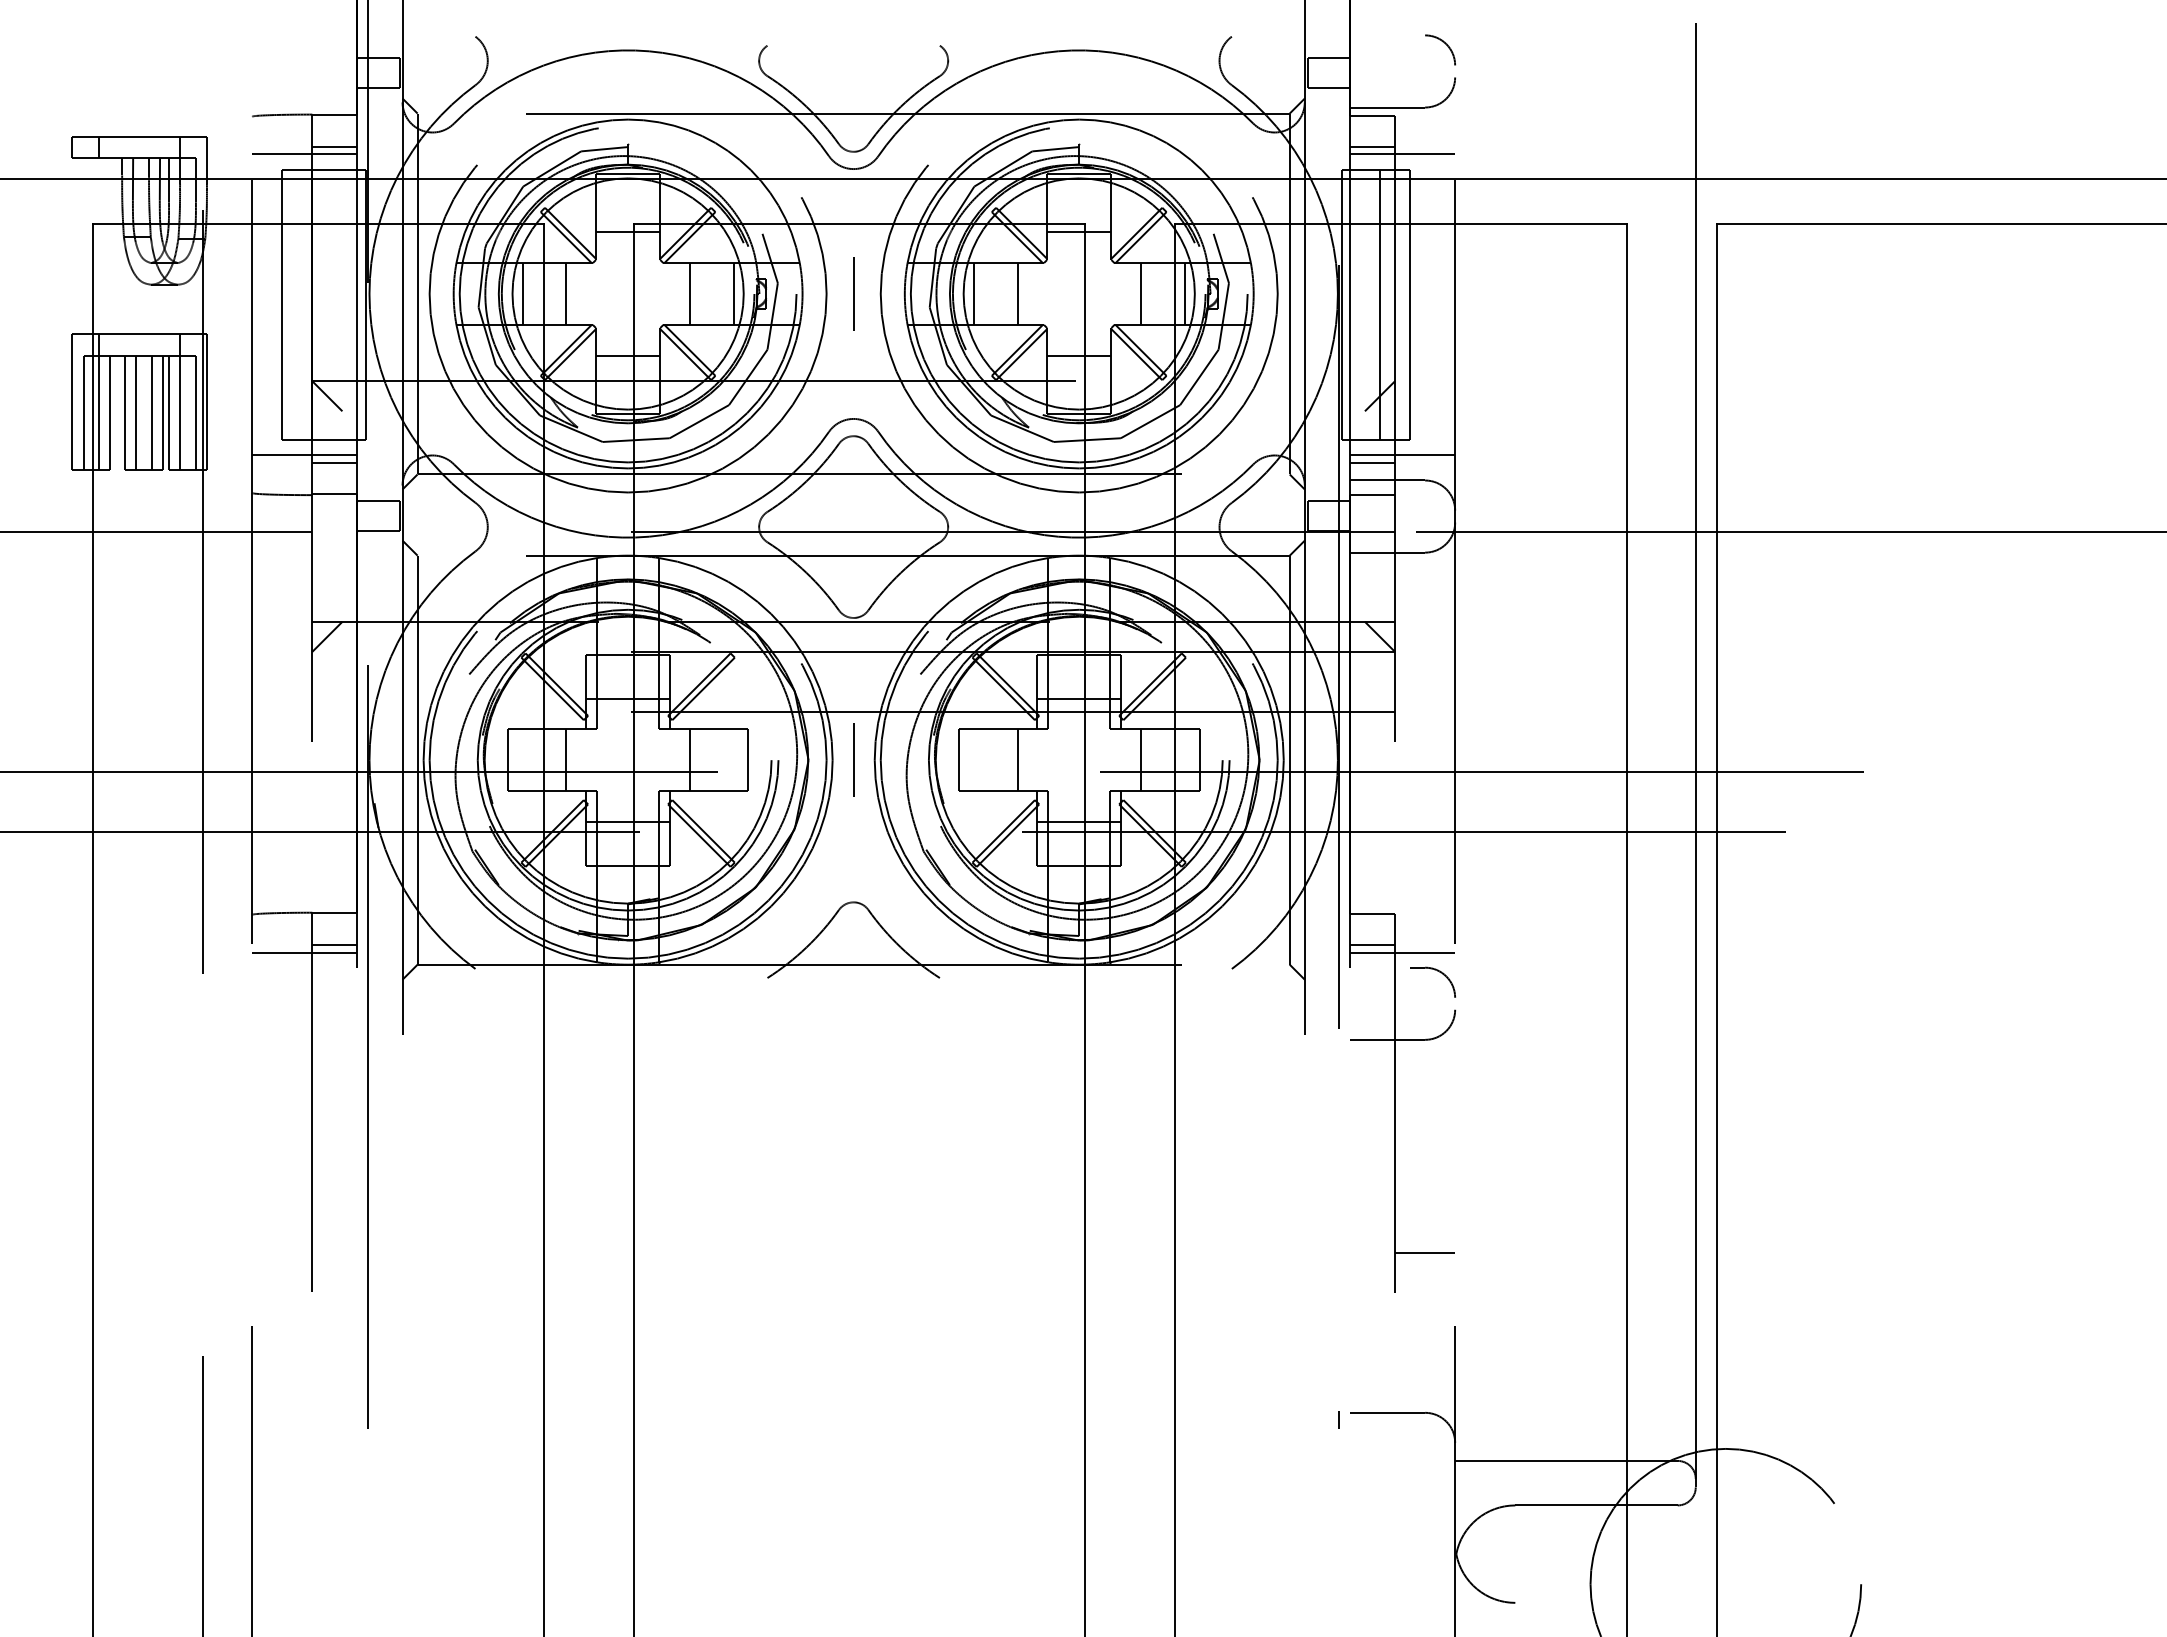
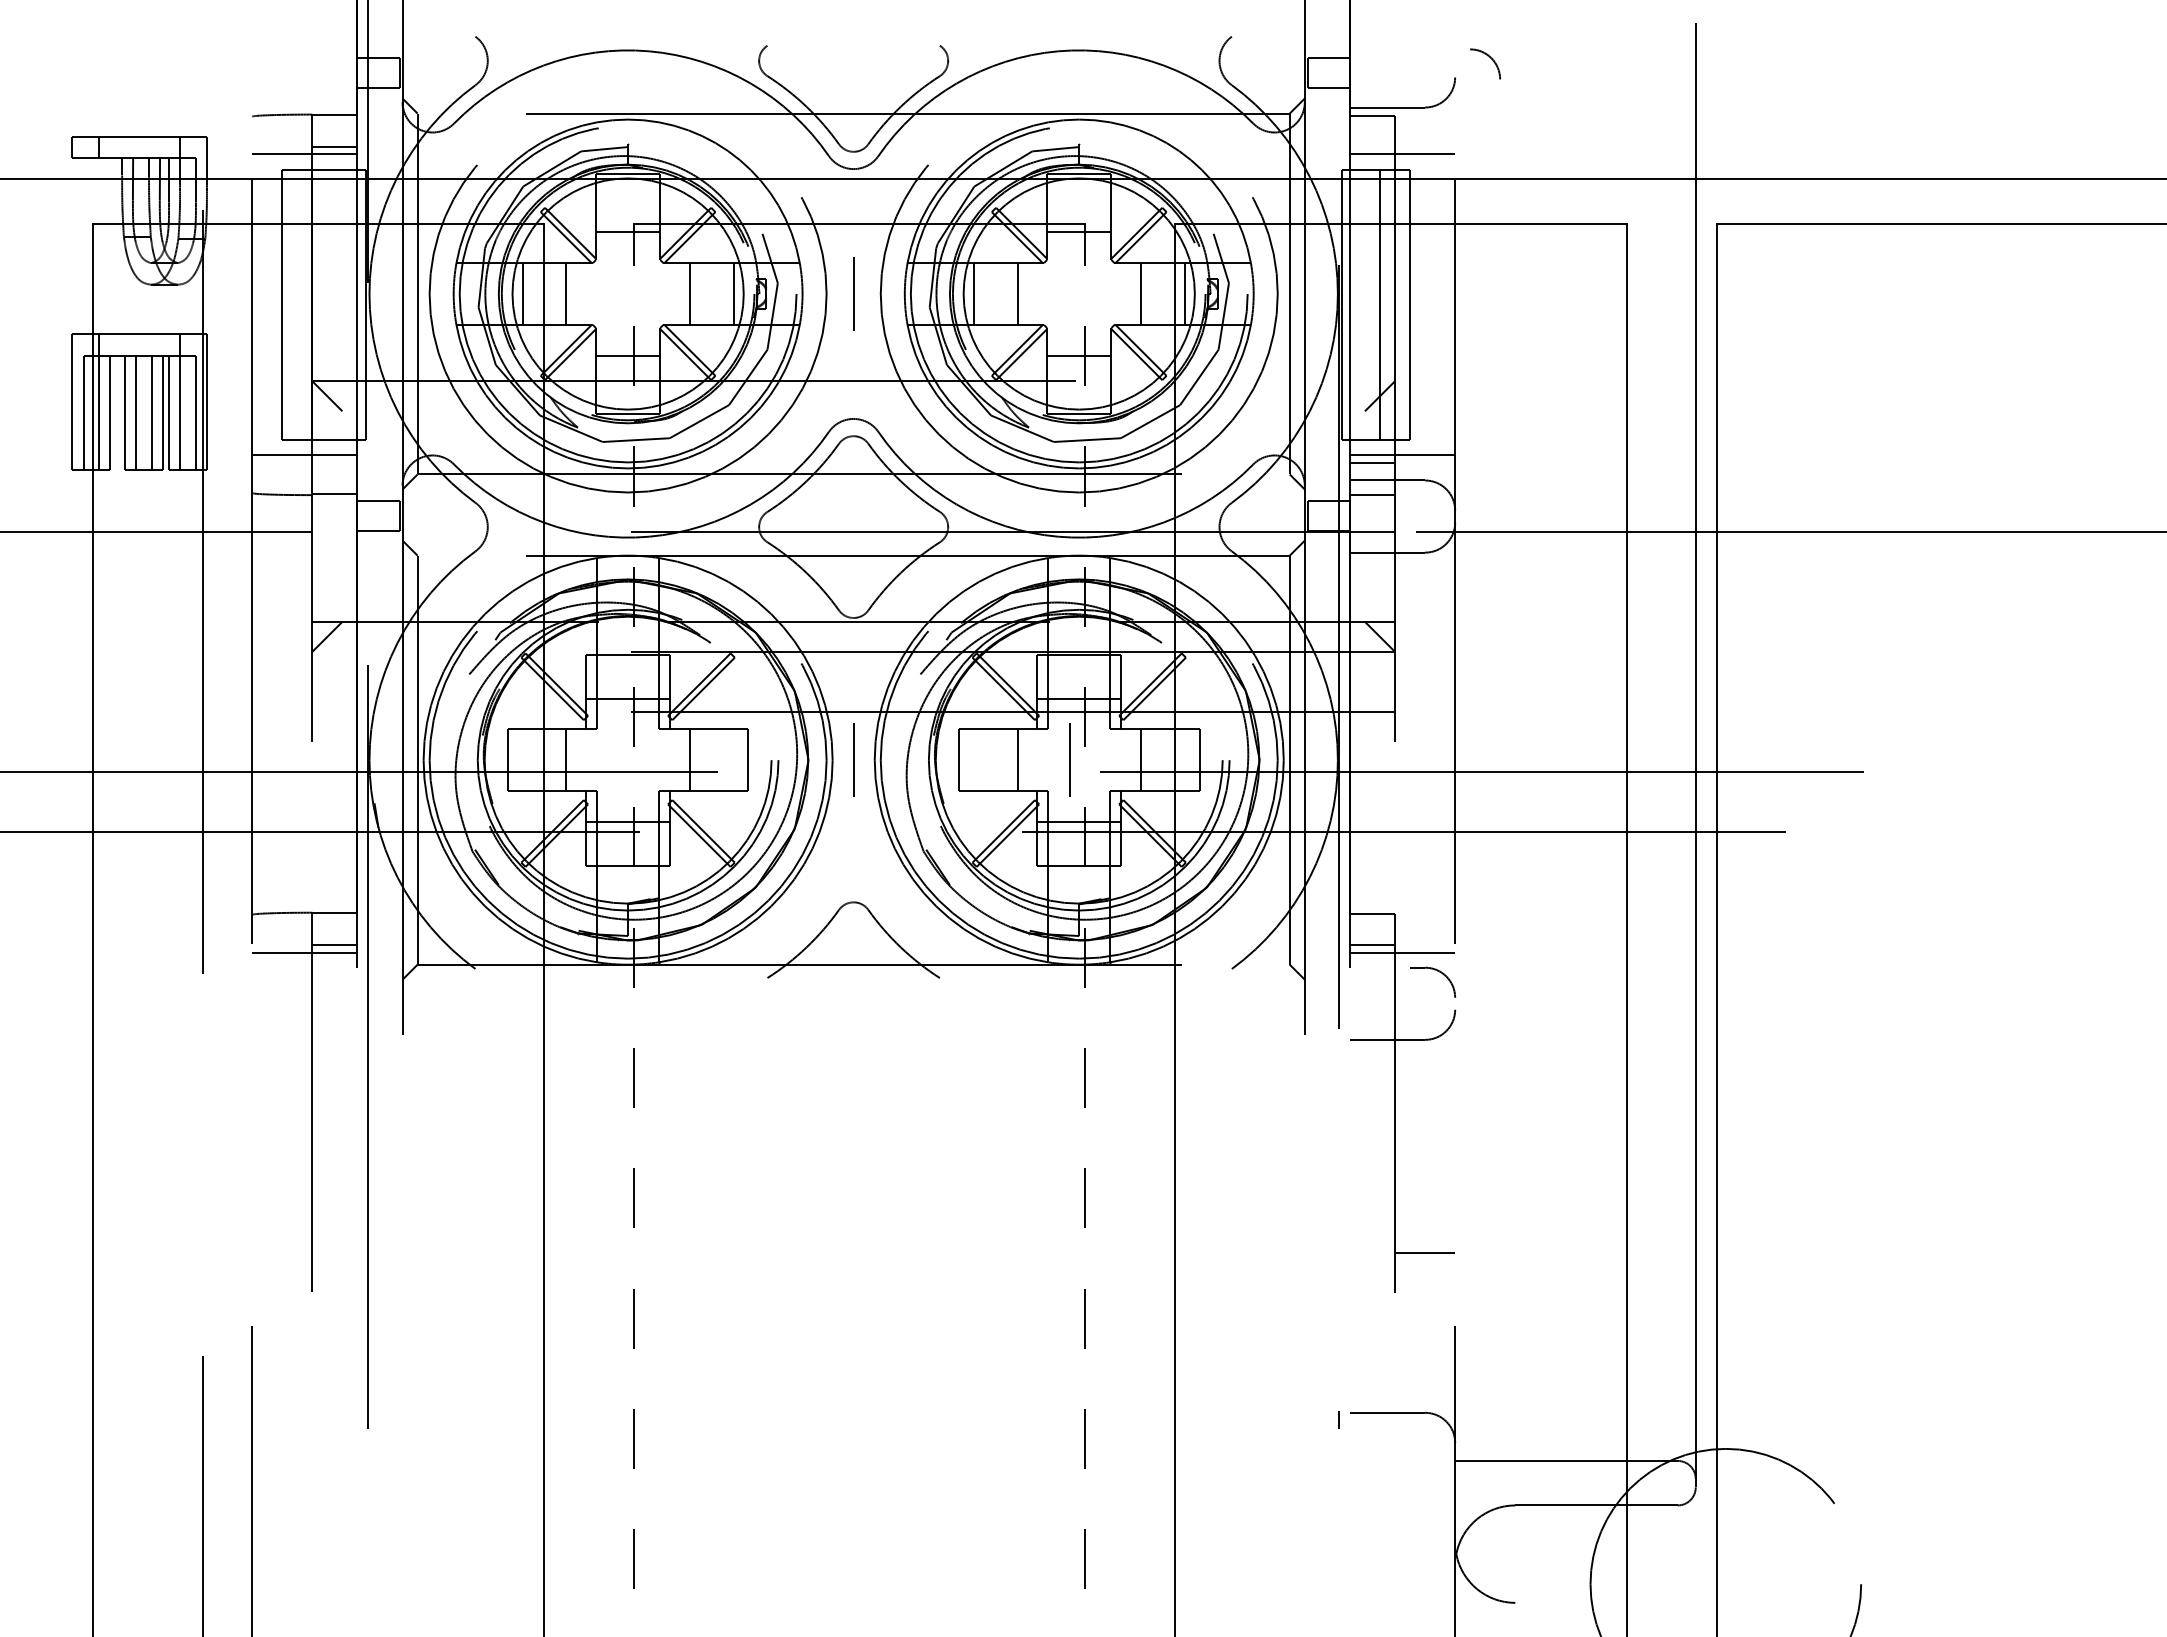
arc position: (1445, 44) -> (1490, 58) (1490, 58)
line: present -> none (1372, 147)
line: present -> none (334, 462)
line: none -> present (1069, 759)
line: solid -> dashed (634, 929)
line: solid -> dashed (1085, 929)
